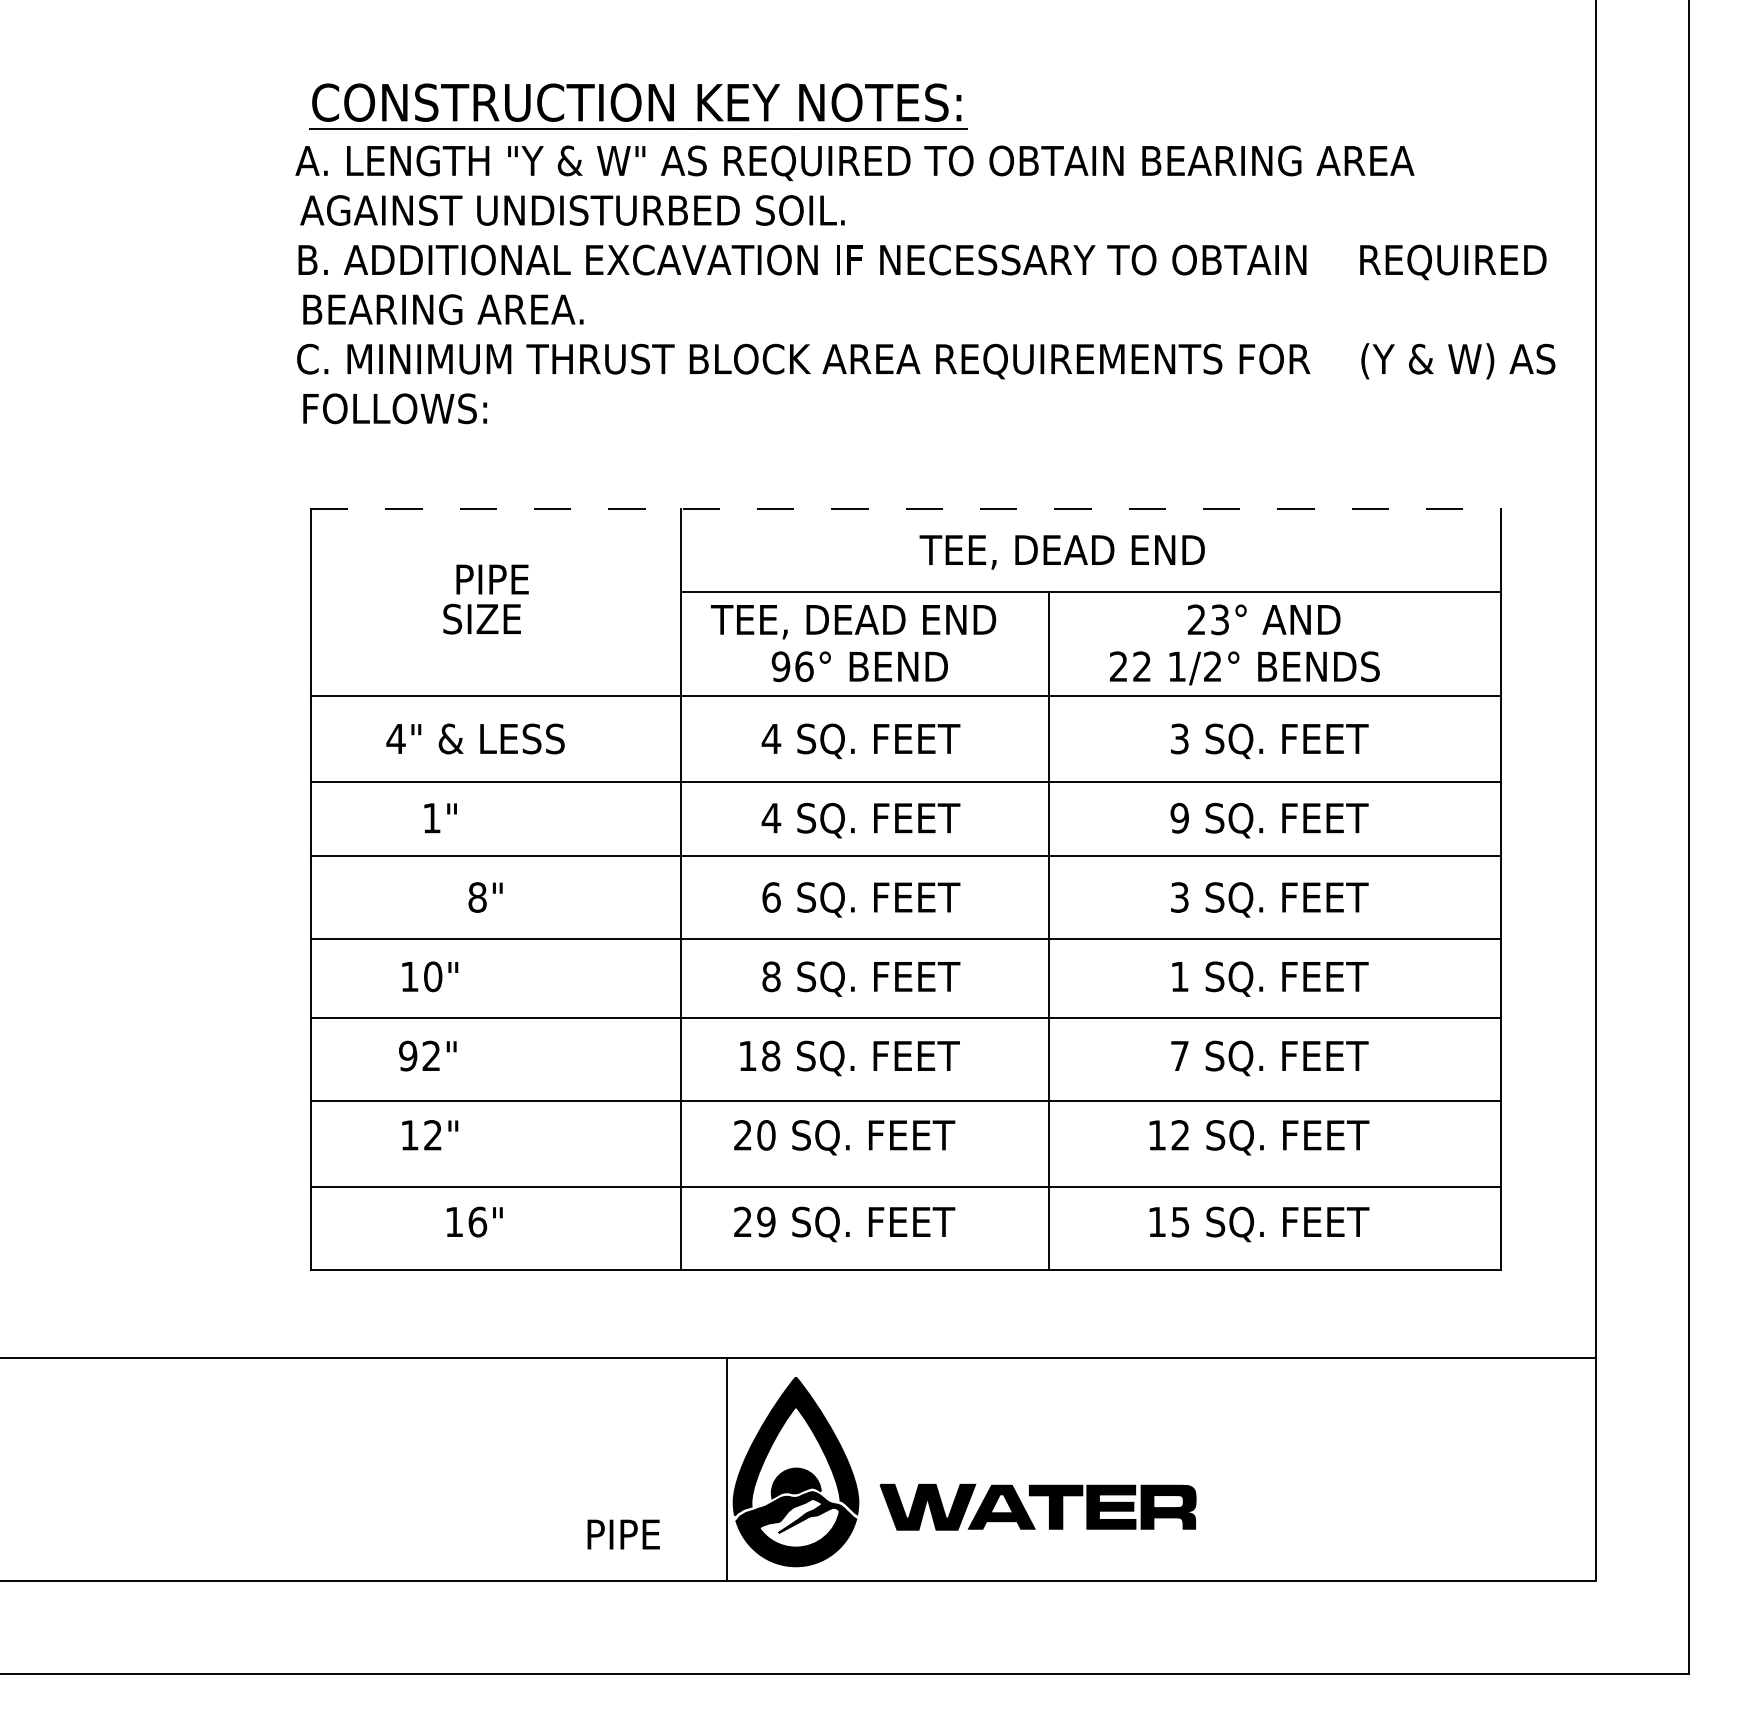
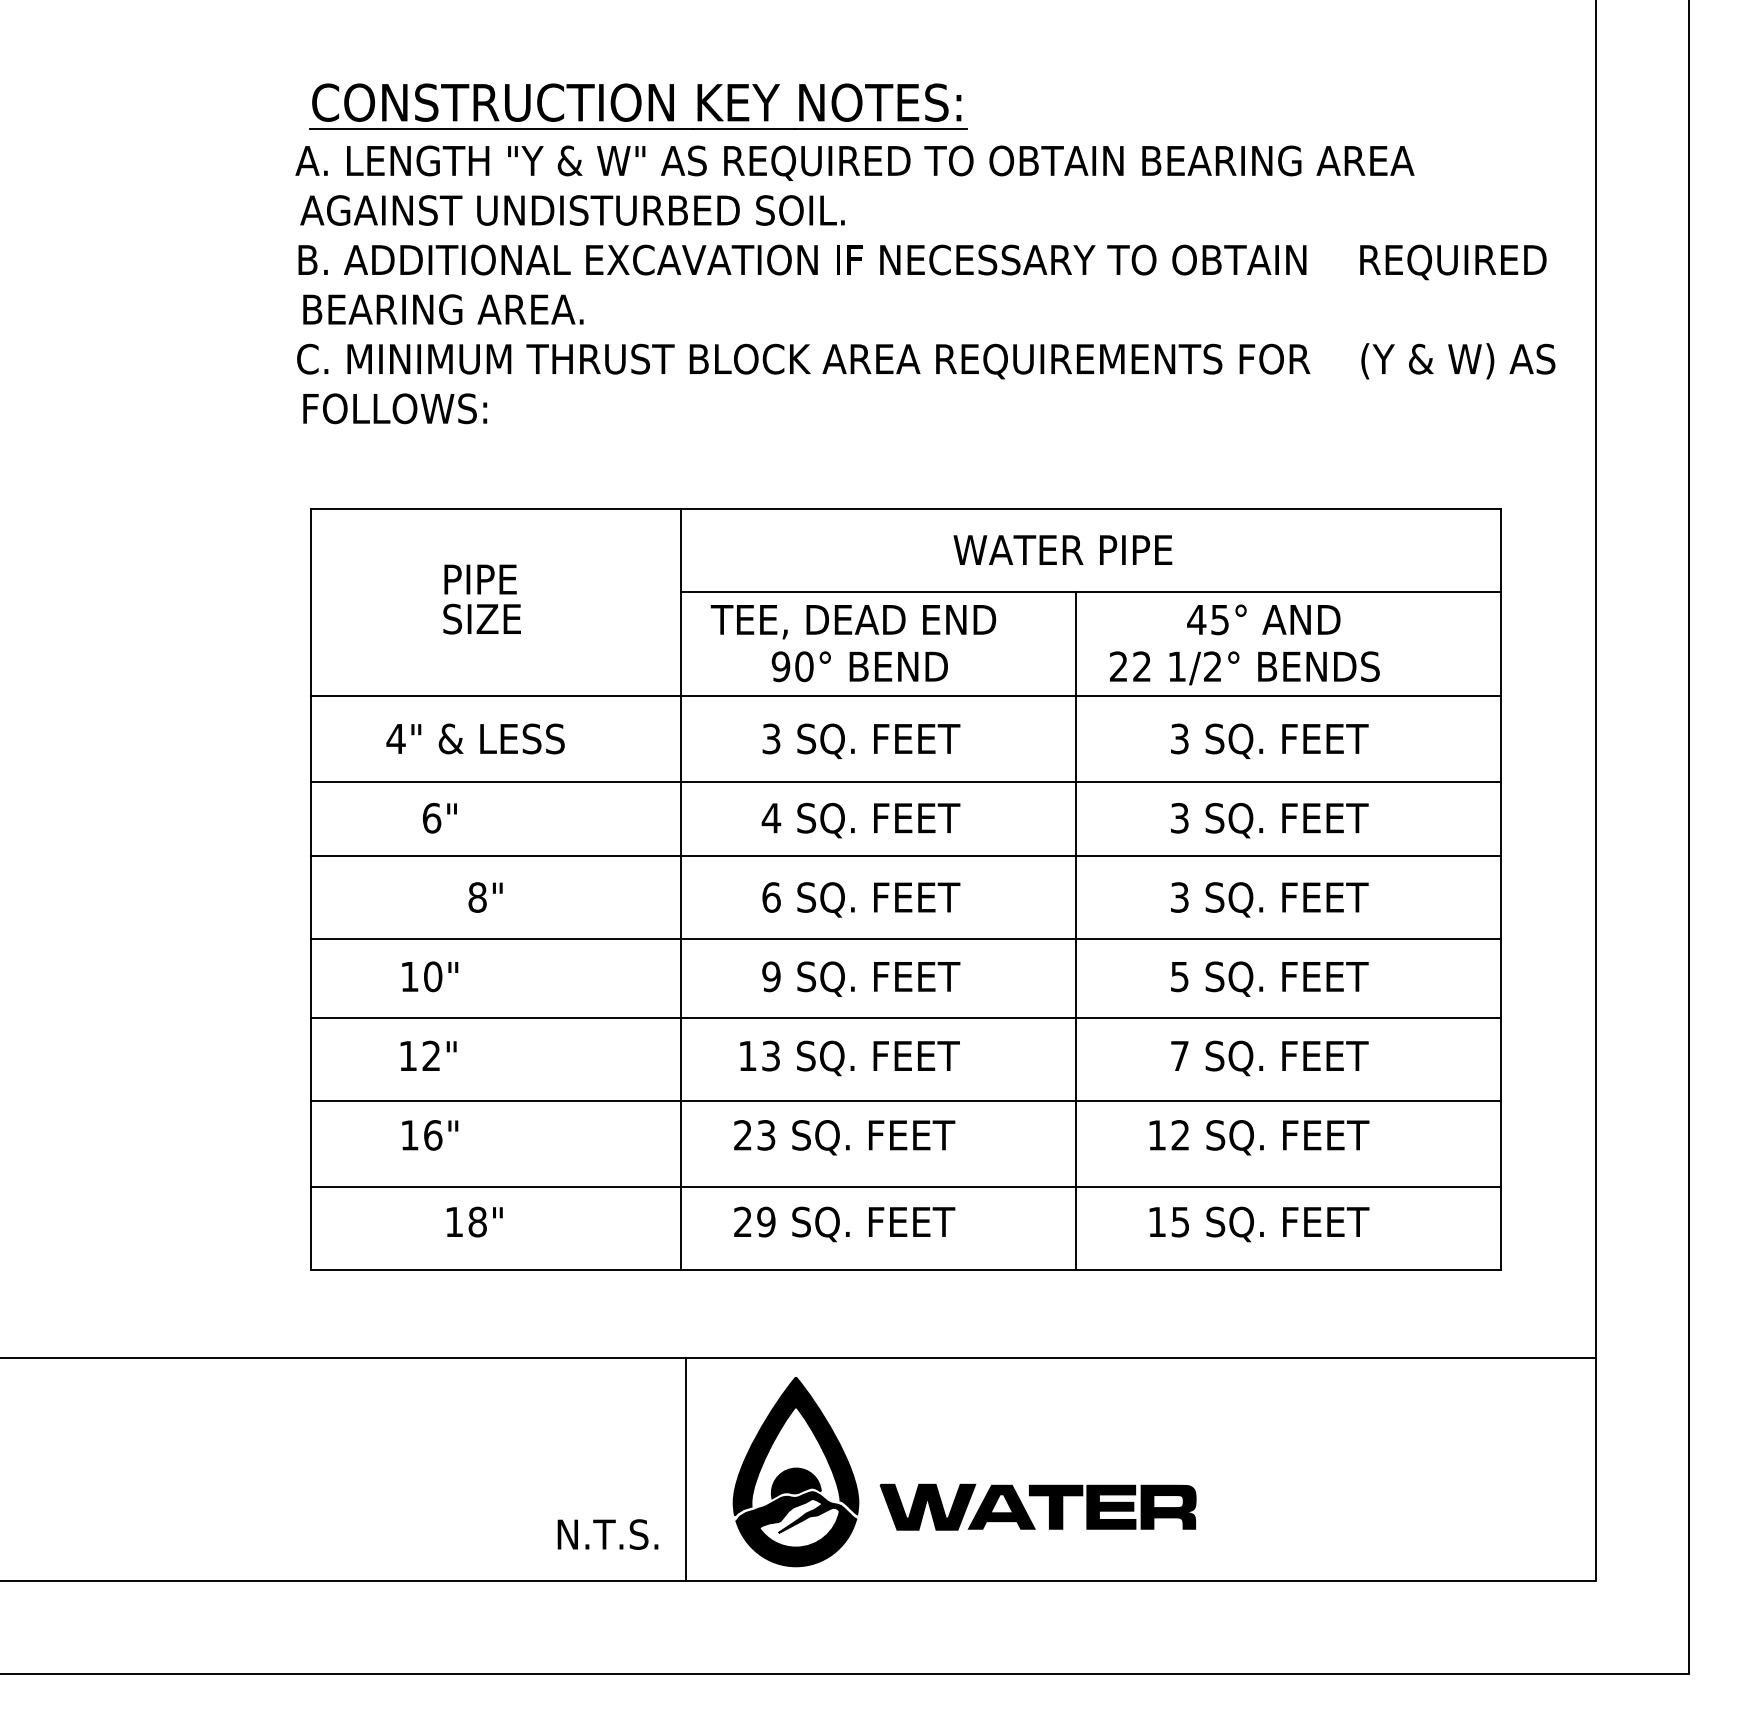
line: dashed -> solid (906, 509)
text: TEE, DEAD END -> WATER PIPE (1061, 552)
text position: (492, 579) -> (480, 579) (480, 579)
text: 23° -> 45° (1207, 619)
text: 96° -> 90° (804, 666)
text: 4 -> 3 (771, 738)
text: 1" -> 6" (432, 817)
text: 9 -> 3 (1179, 818)
line position: (1048, 930) -> (1075, 930) (1075, 930)
text: 8 -> 9 (771, 976)
text: 1 -> 5 (1179, 977)
text: 92" -> 12" (408, 1055)
text: 18 -> 13 (771, 1055)
text: 12" -> 16" (433, 1135)
text: 20 -> 23 (766, 1135)
text: 16" -> 18" (477, 1221)
line position: (726, 1469) -> (685, 1469) (685, 1469)
text: PIPE -> N.T.S. (608, 1534)
